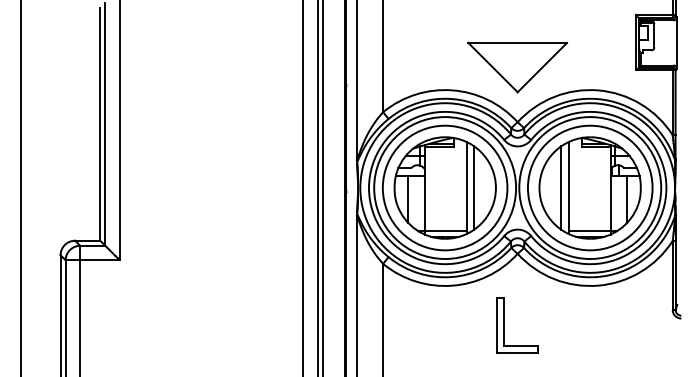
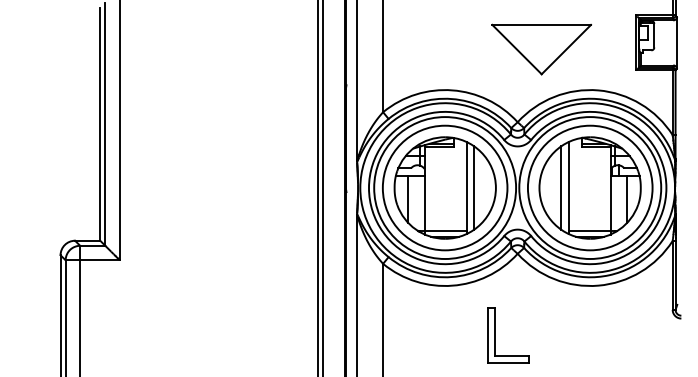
part position: (517, 67) -> (541, 49) (541, 49)
line: present -> none (20, 187)
line: present -> none (303, 187)
part position: (504, 325) -> (495, 335) (495, 335)
